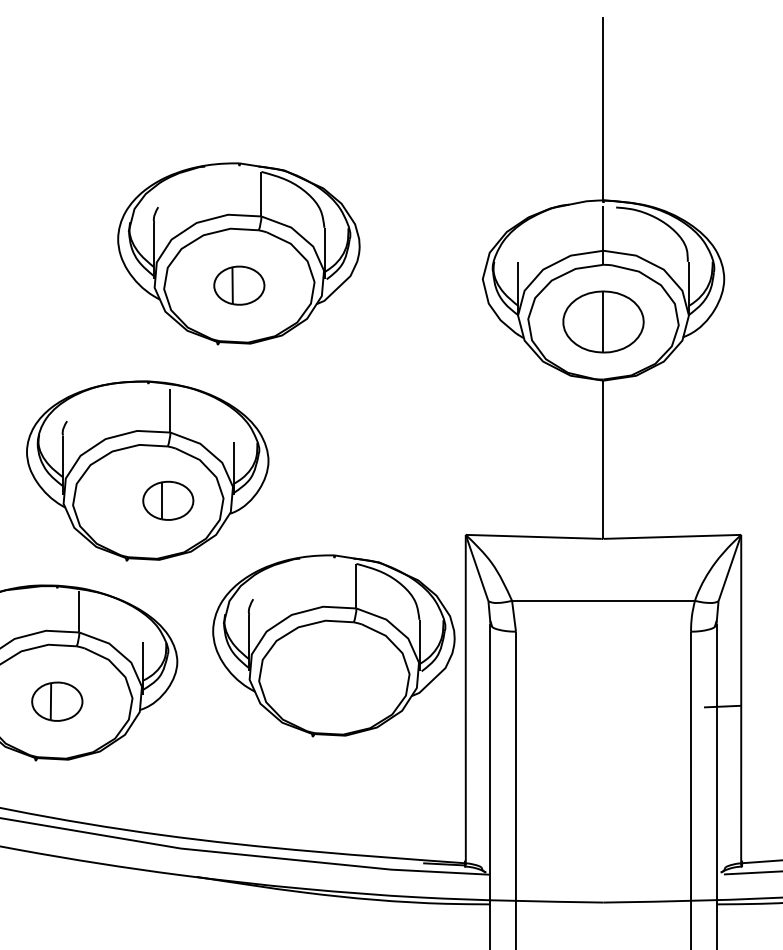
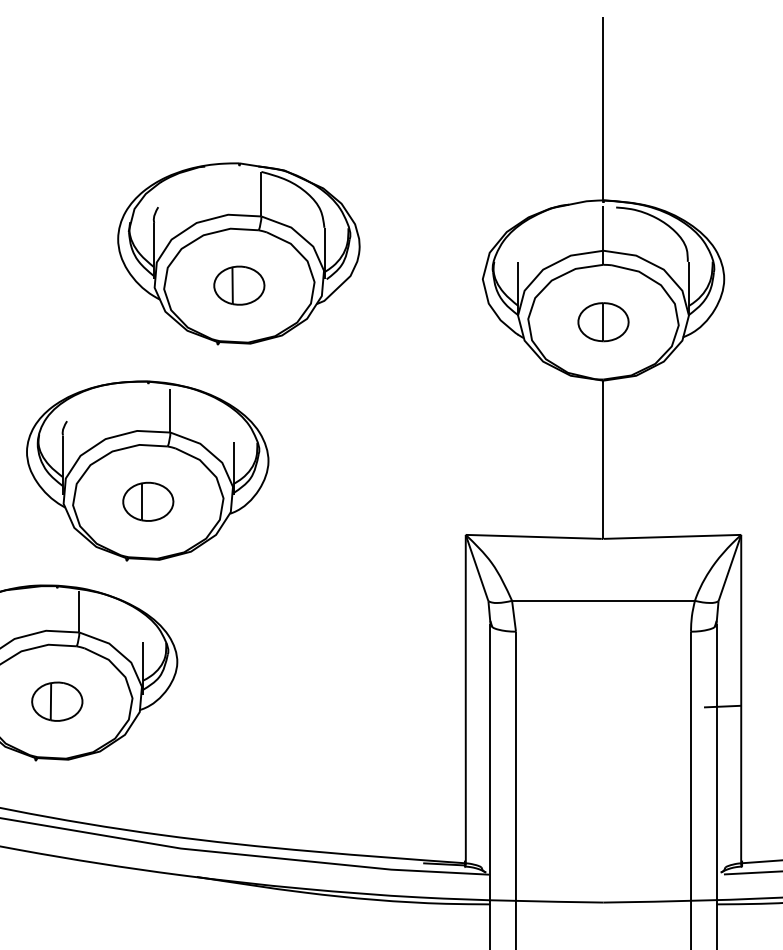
part size: 83x64 px -> 53x41 px (603, 322)
part position: (168, 500) -> (148, 501) (148, 501)
part: present -> none (333, 645)
